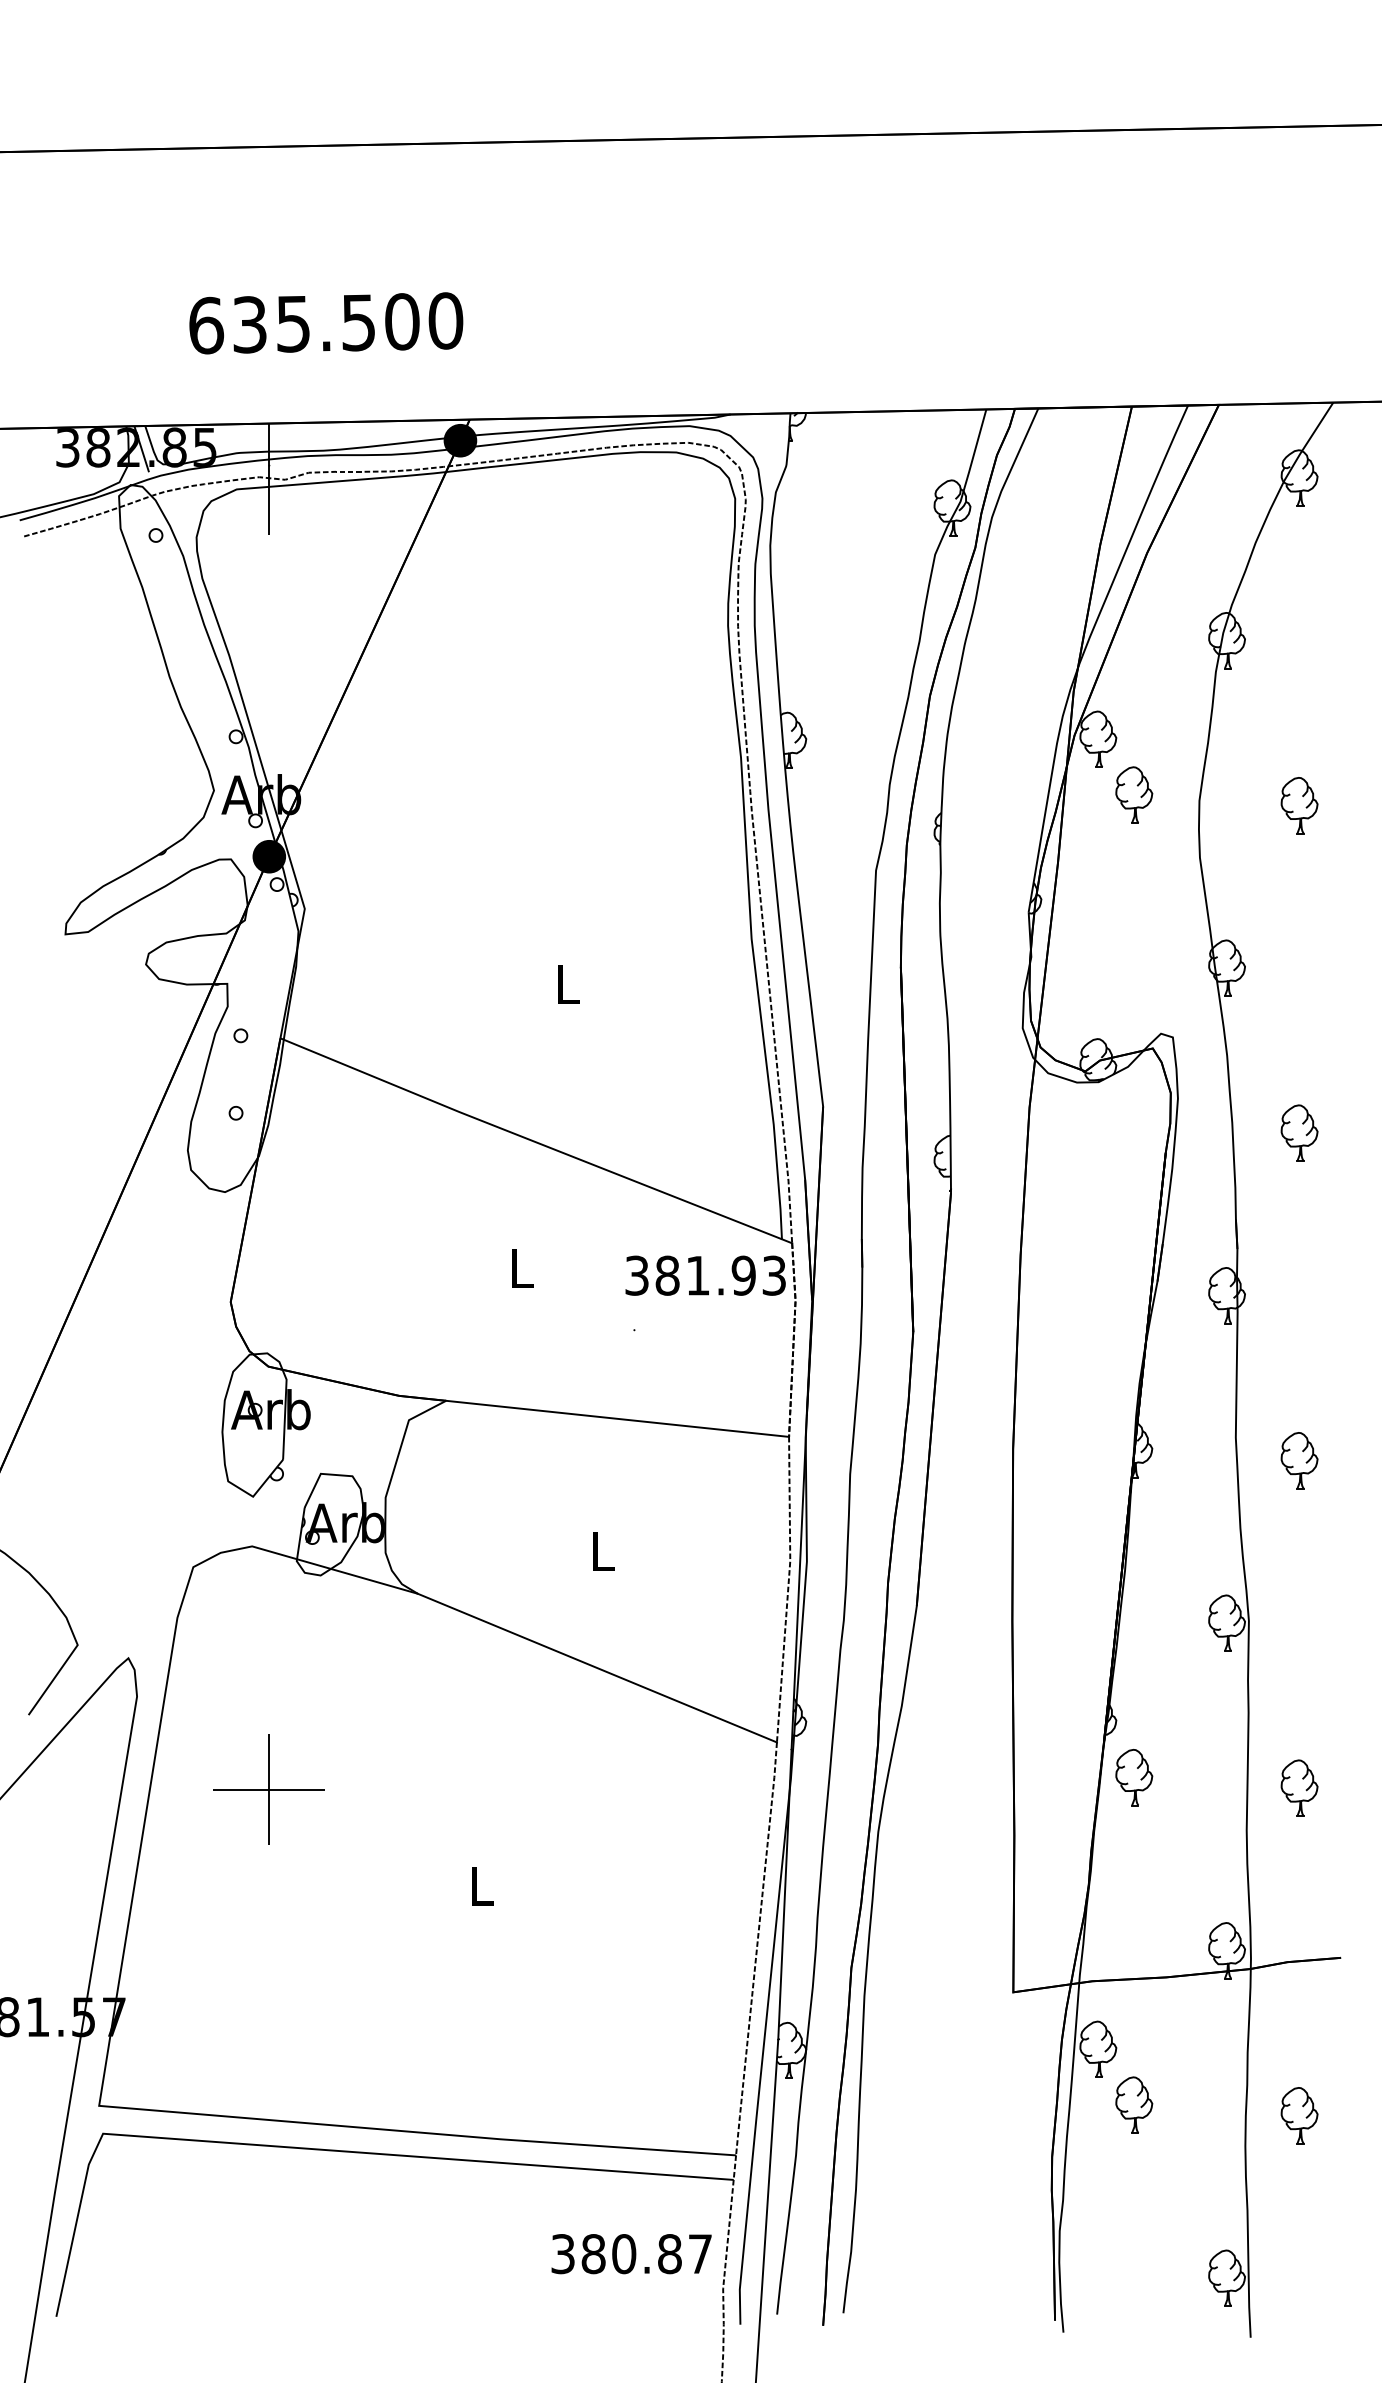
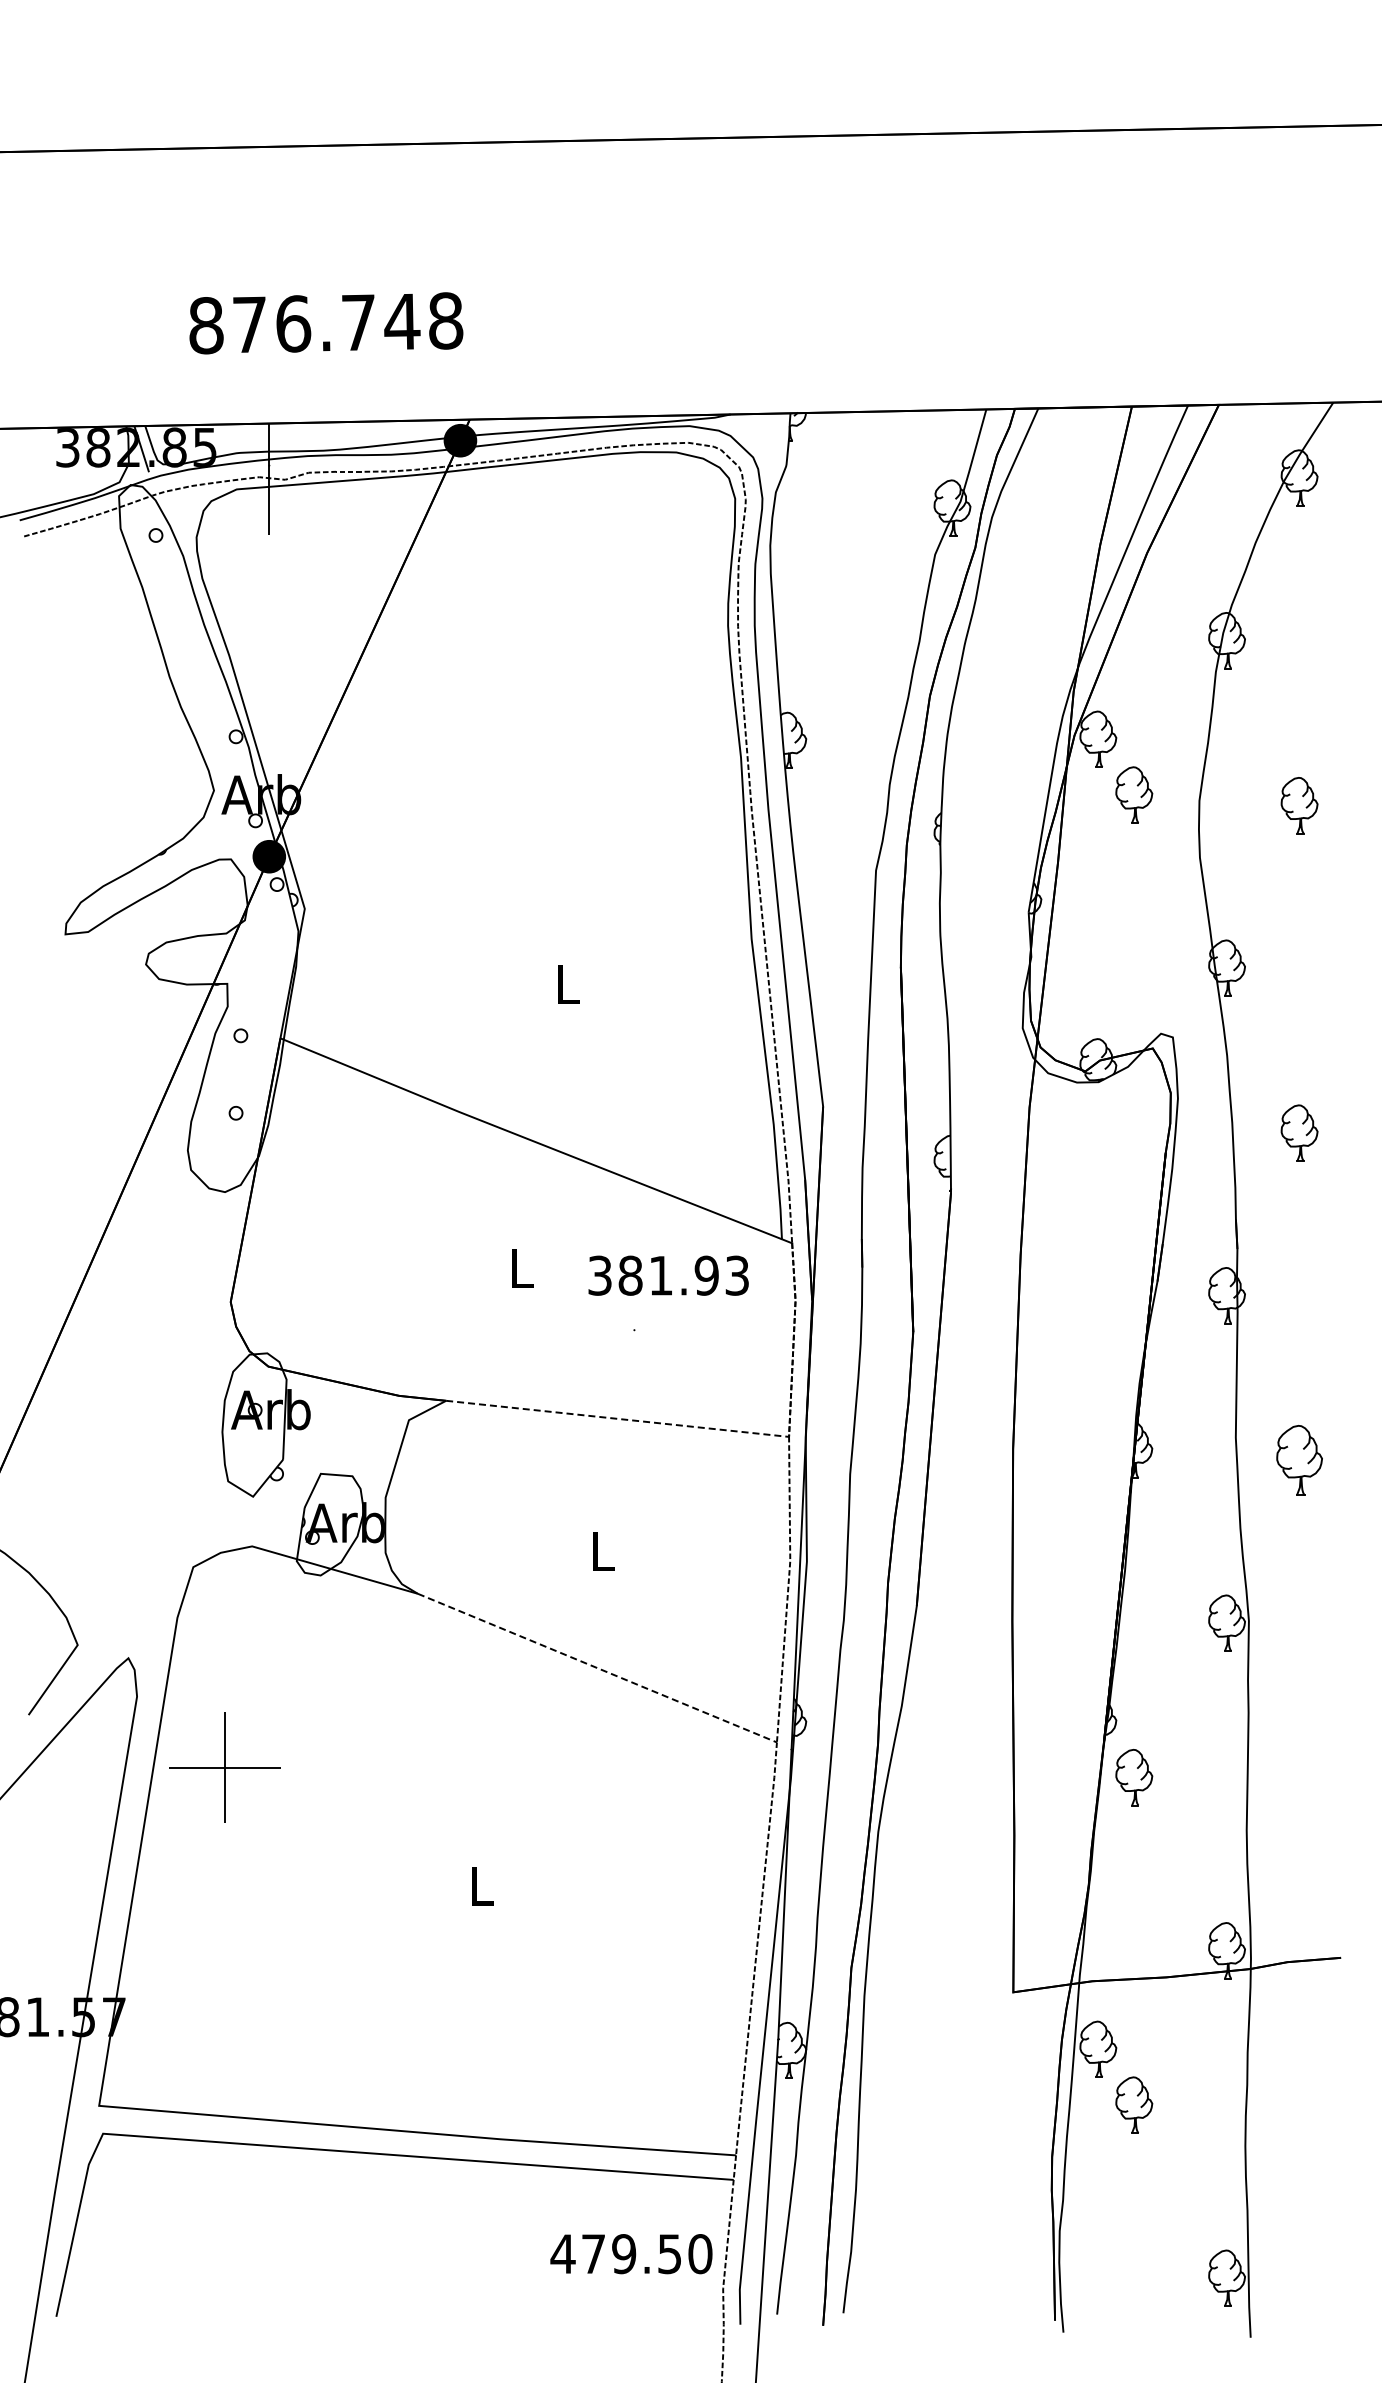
text: 635.500 -> 876.748 (326, 323)
text position: (705, 1275) -> (668, 1275) (668, 1275)
line: solid -> dashed (618, 1418)
part size: 39x58 px -> 47x71 px (1299, 1460)
line: solid -> dashed (597, 1668)
part: present -> none (1299, 1787)
part position: (268, 1789) -> (224, 1767) (224, 1767)
part: present -> none (1299, 2115)
text: 380.87 -> 479.50 (631, 2254)
